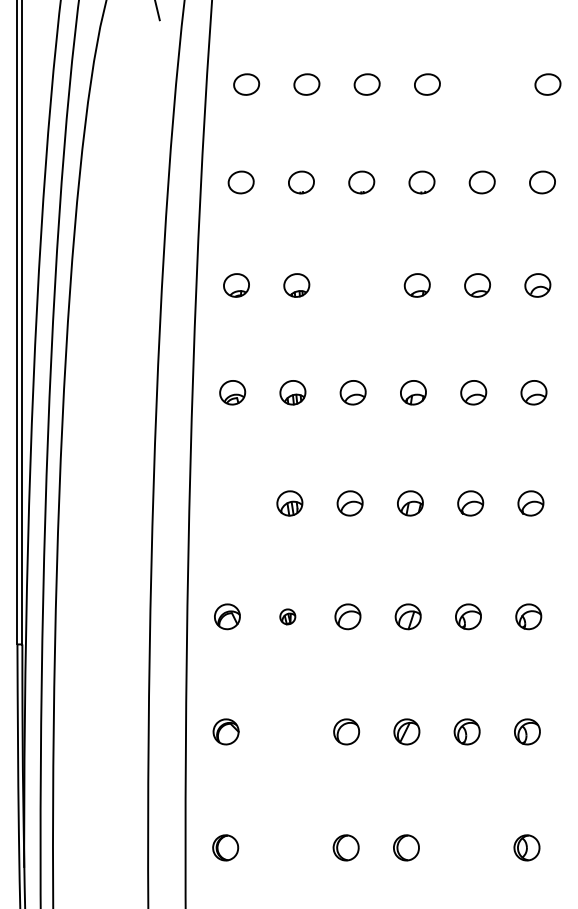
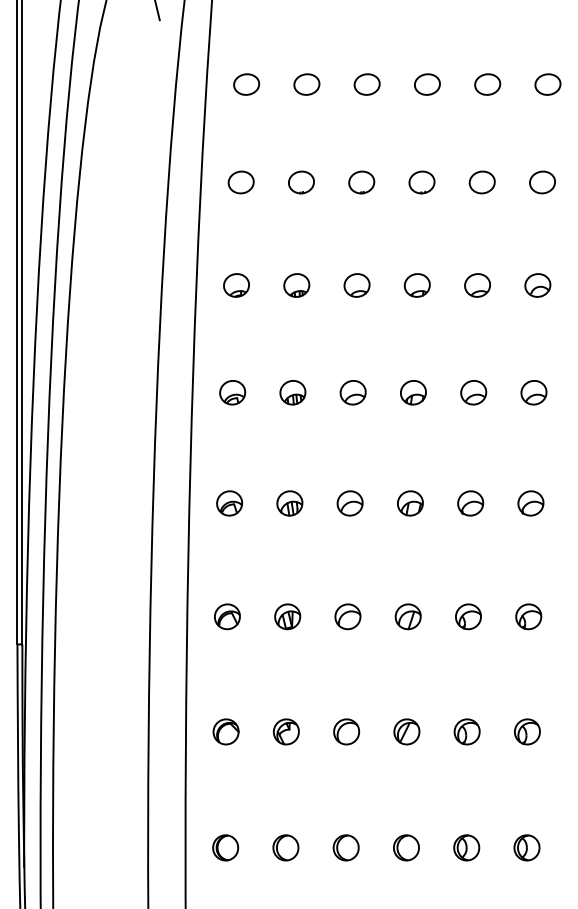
part: none -> present (487, 84)
part: none -> present (356, 285)
part: none -> present (229, 503)
part size: 18x18 px -> 28x28 px (287, 616)
part: none -> present (285, 731)
part: none -> present (285, 847)
part: none -> present (466, 847)
